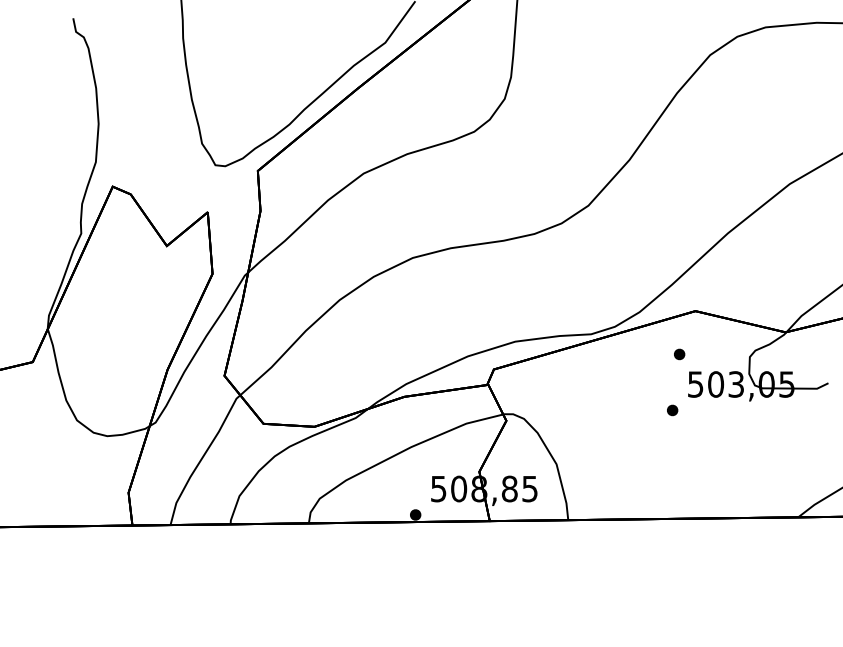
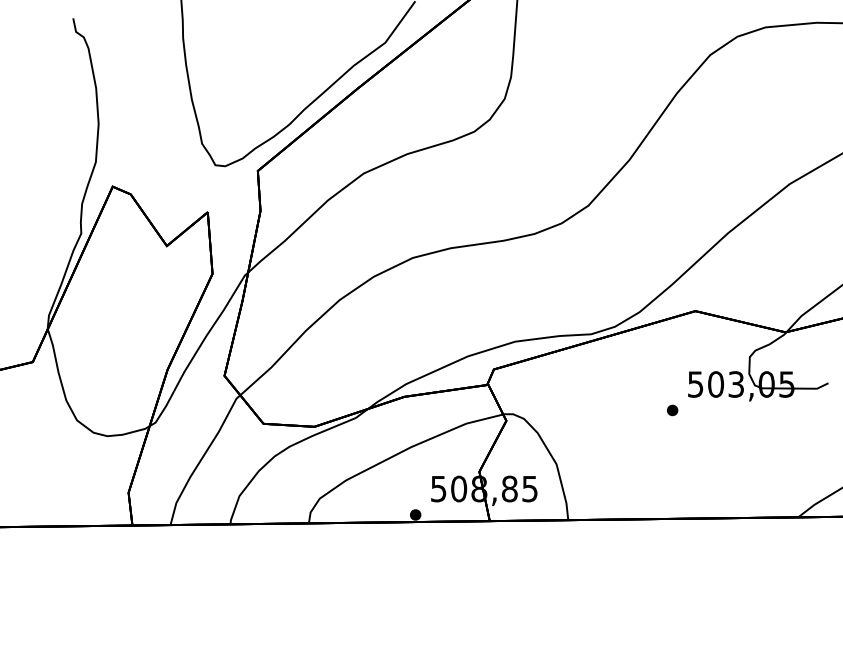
part: present -> none (679, 354)
